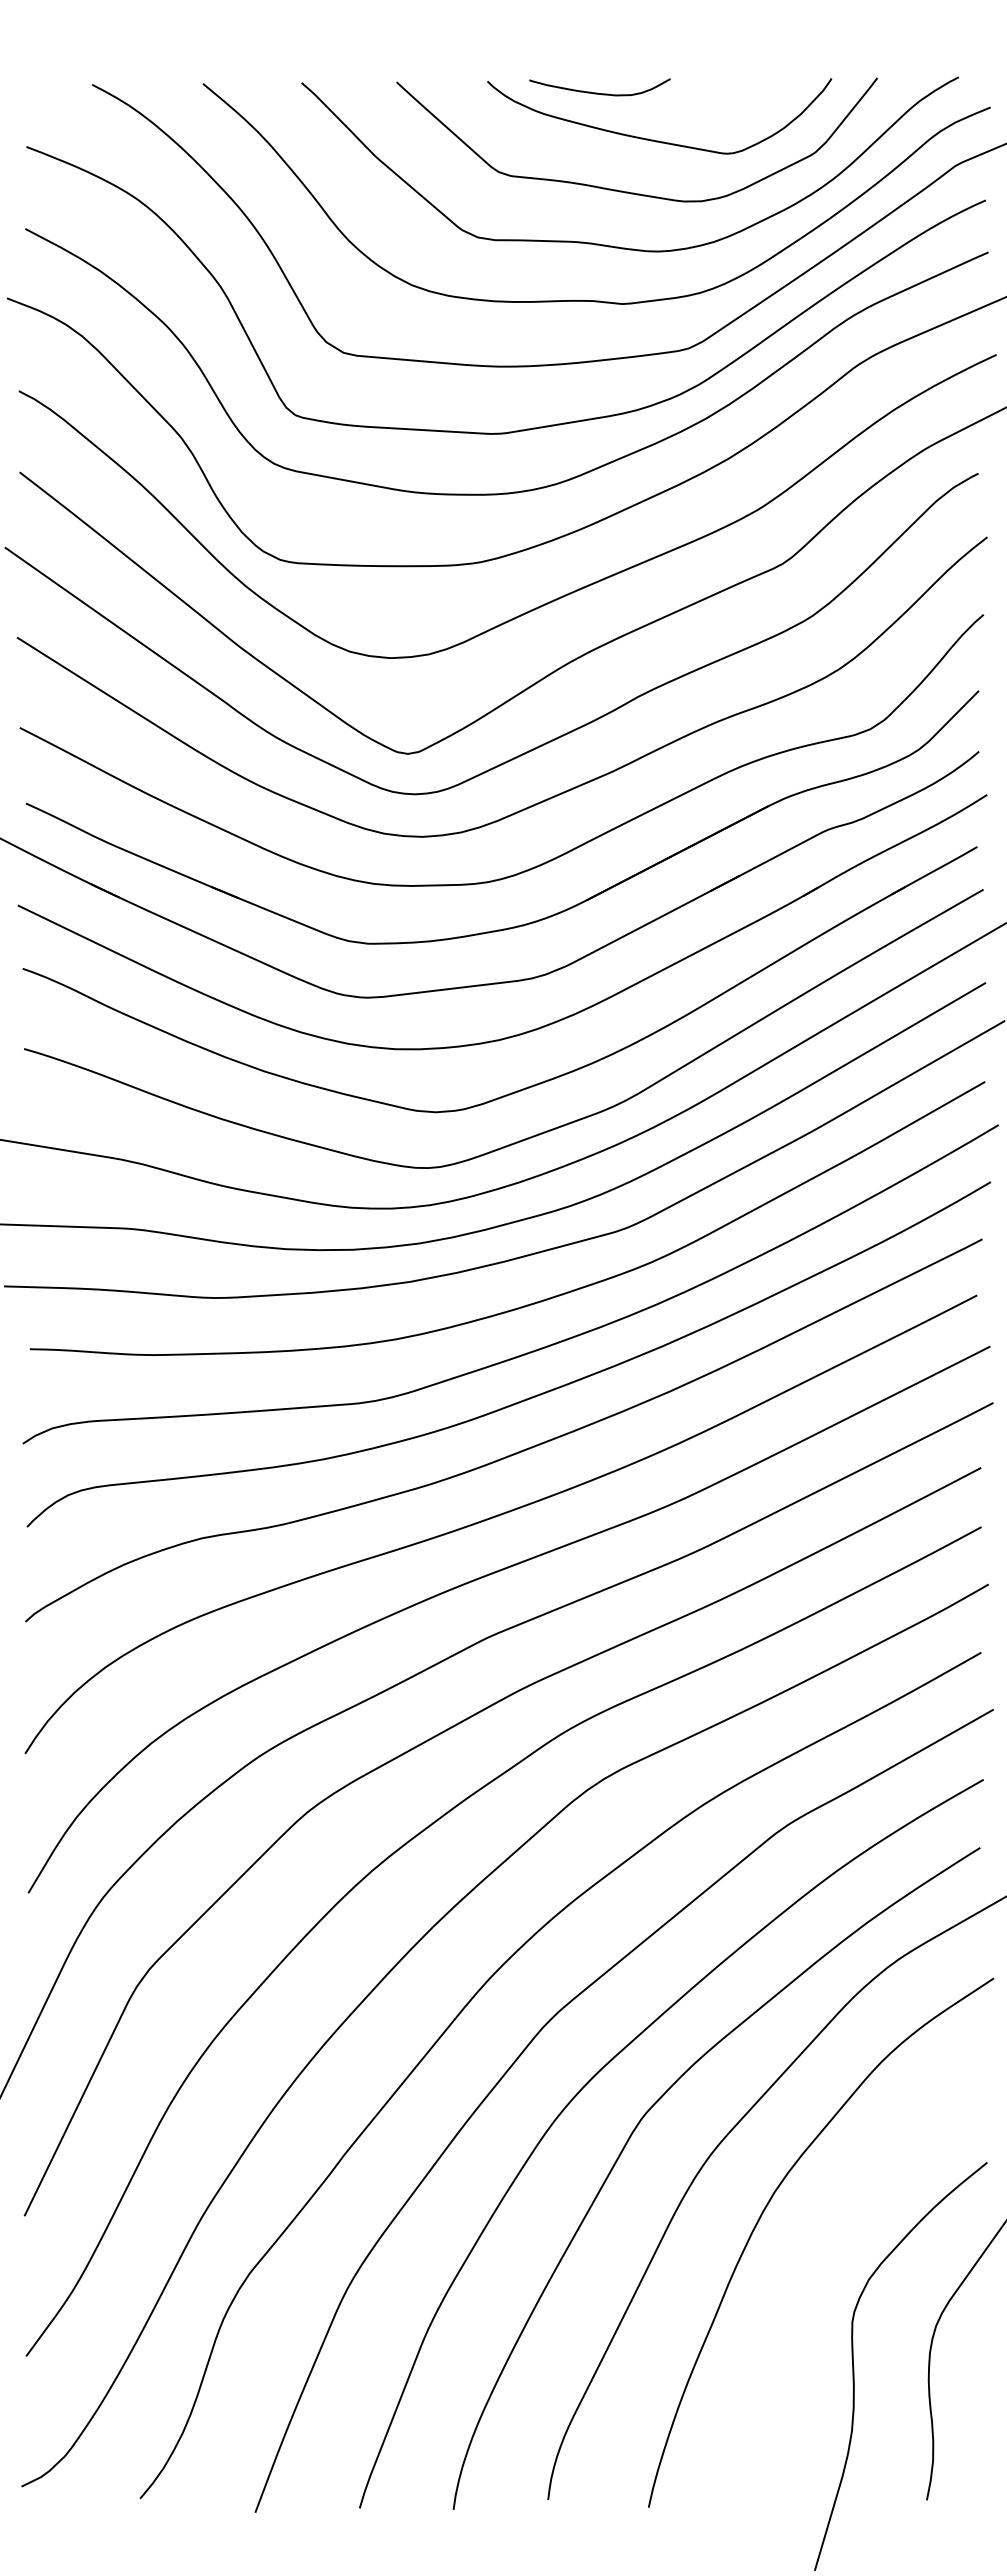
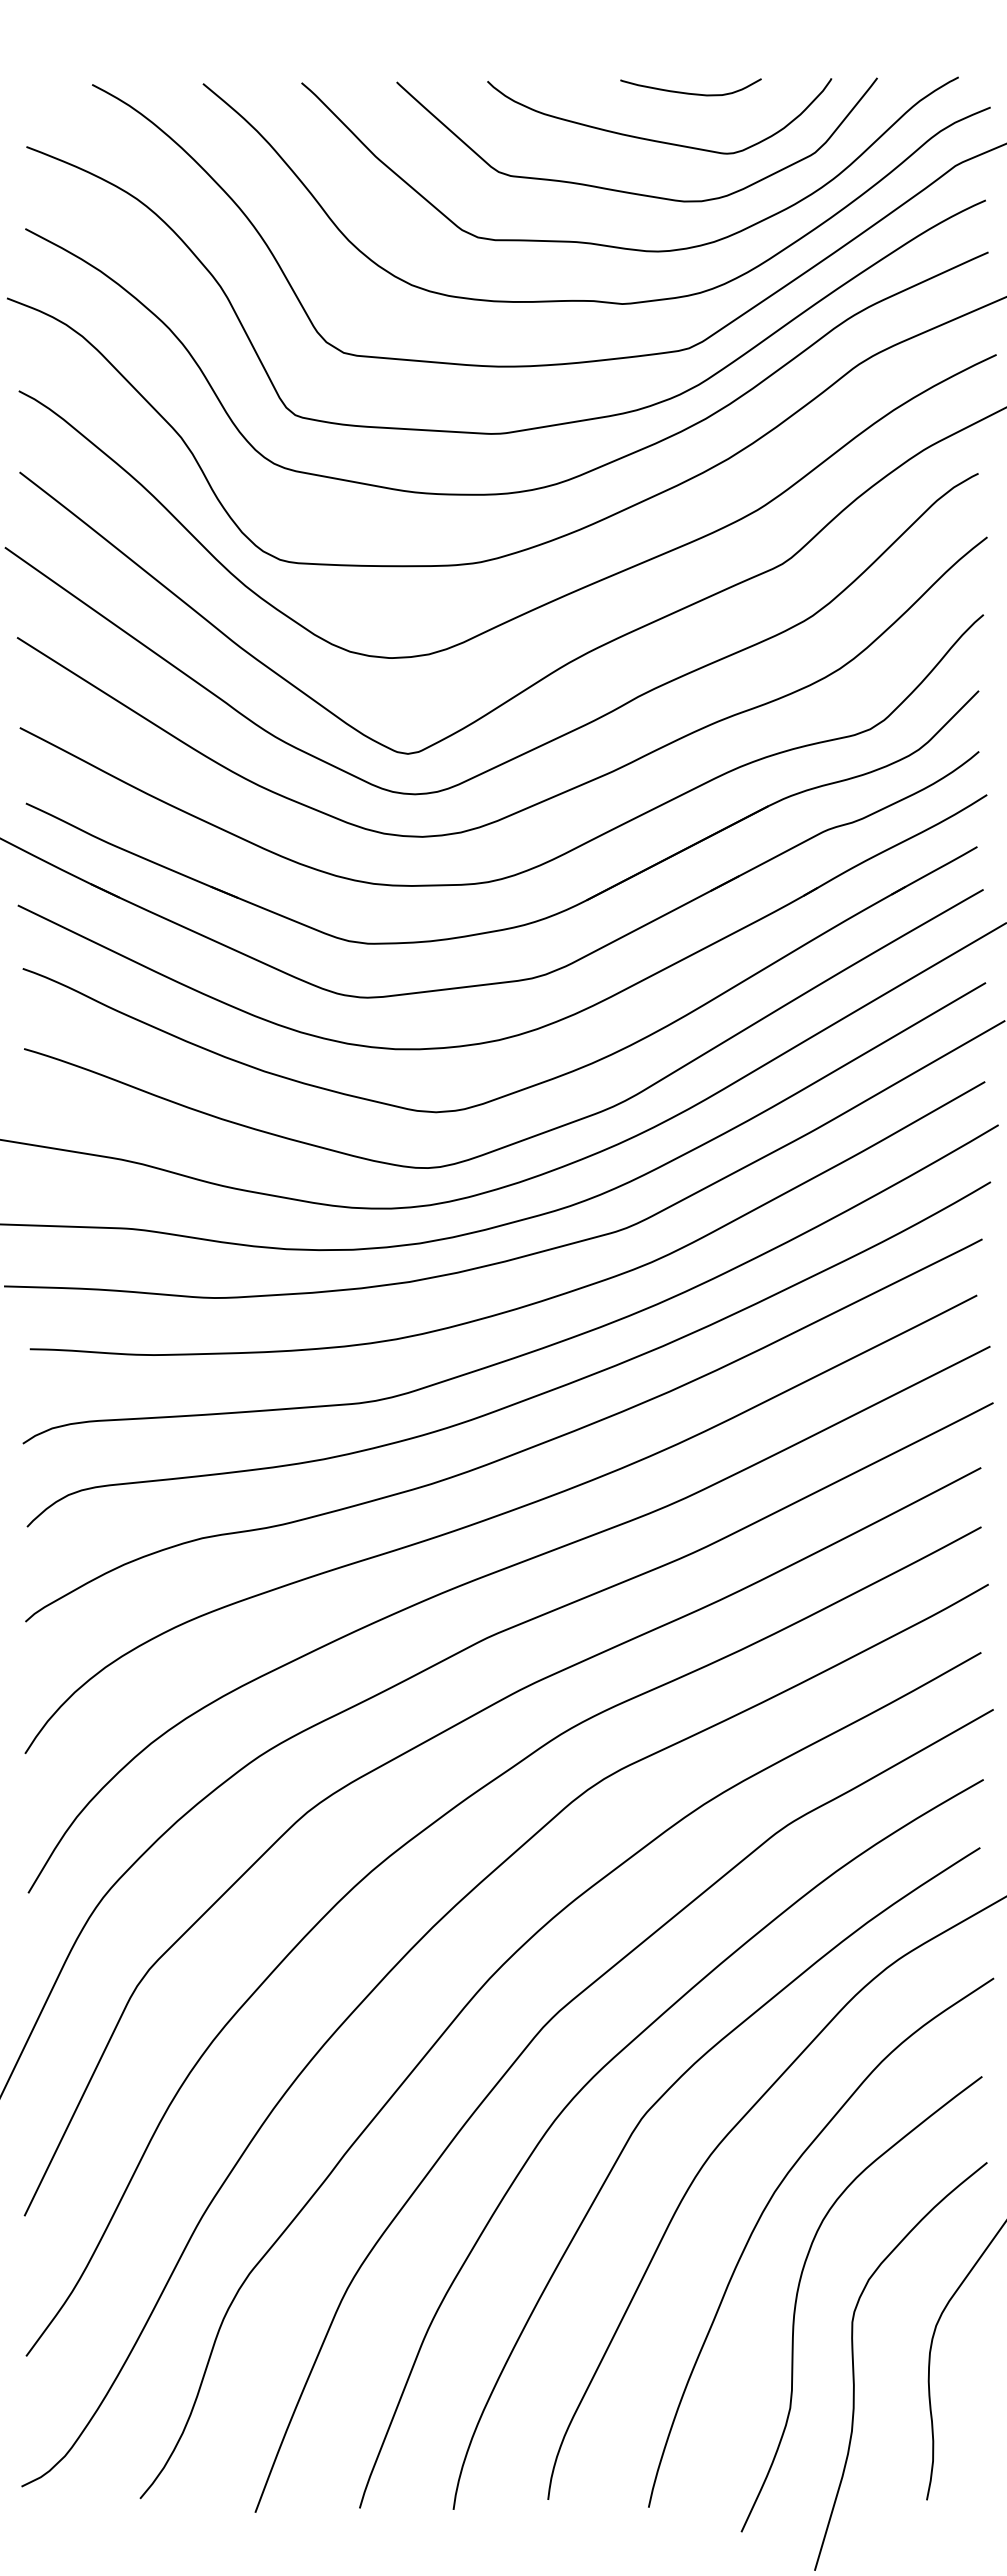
curve position: (598, 92) -> (689, 92) (689, 92)
curve: none -> present (798, 2293)
